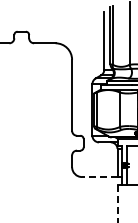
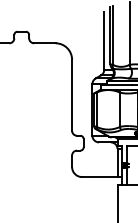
line: dashed -> solid (99, 177)
line: dashed -> solid (118, 204)
